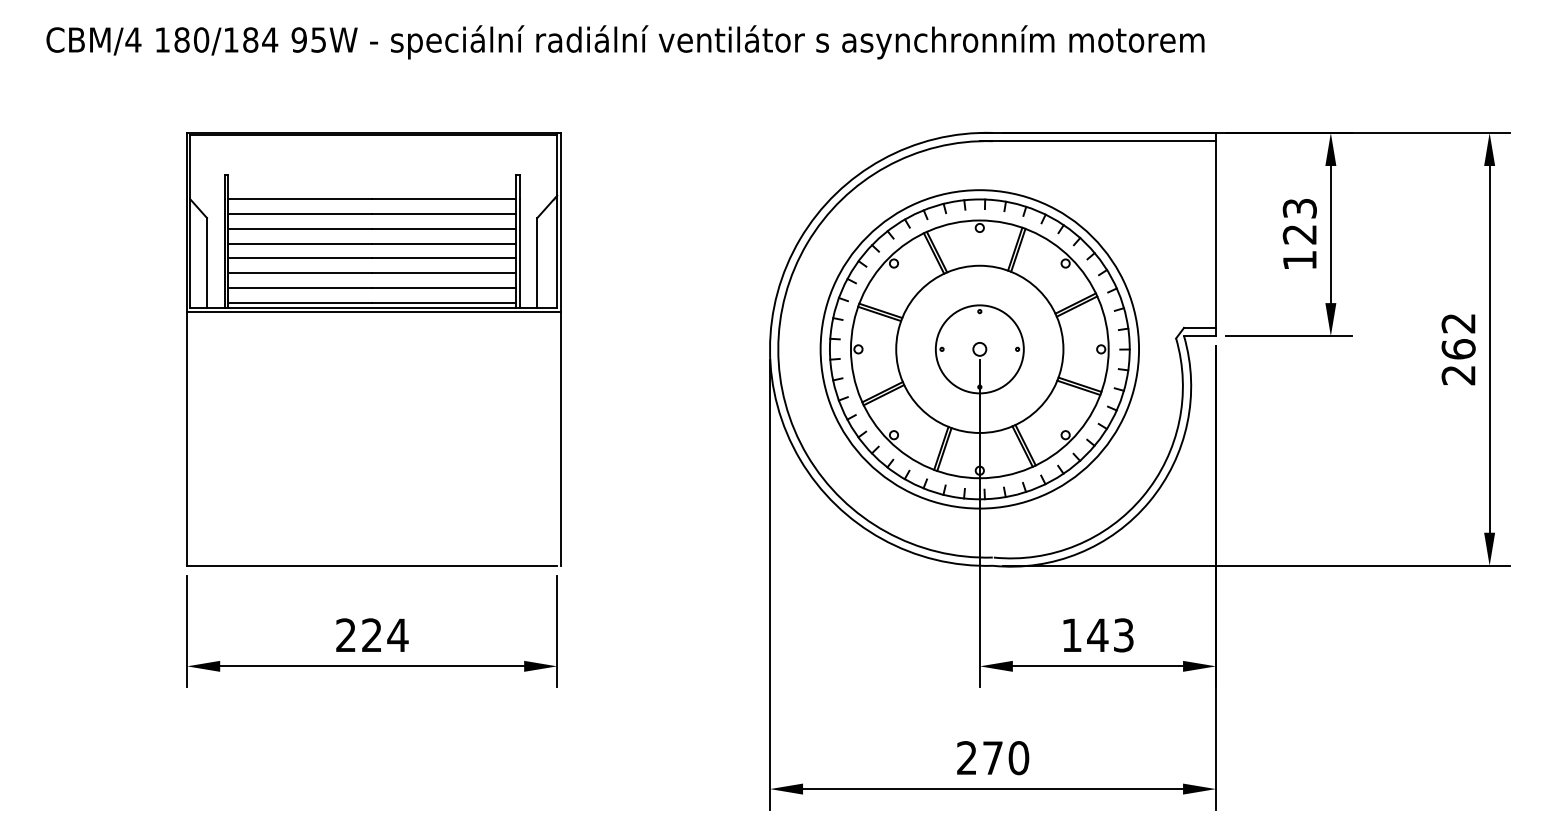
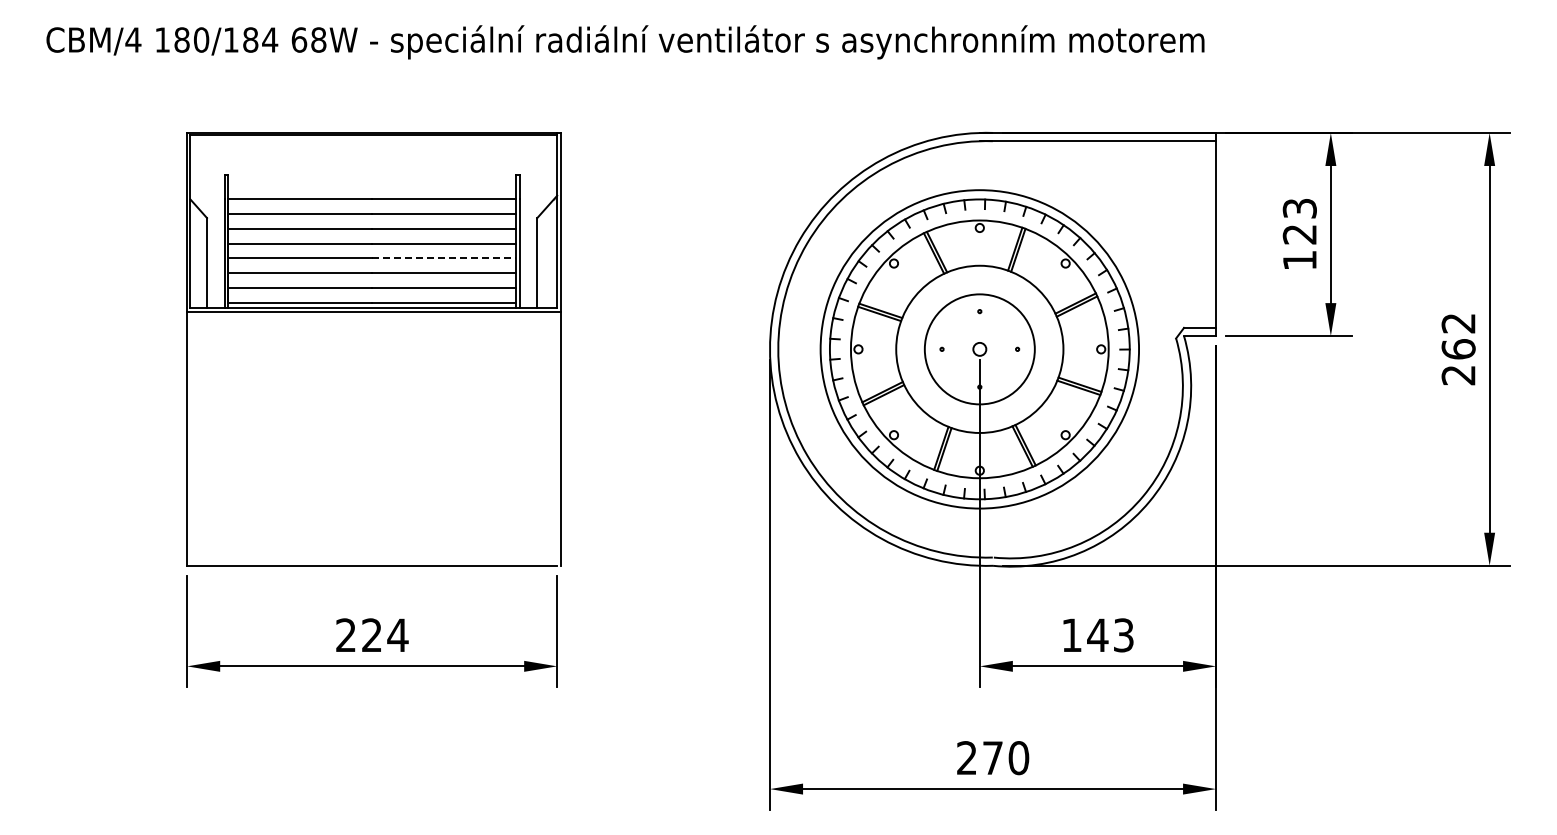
text: 95W -> 68W (308, 39)
line: solid -> dashed (444, 258)
circle diameter: 88 px -> 110 px (979, 349)
